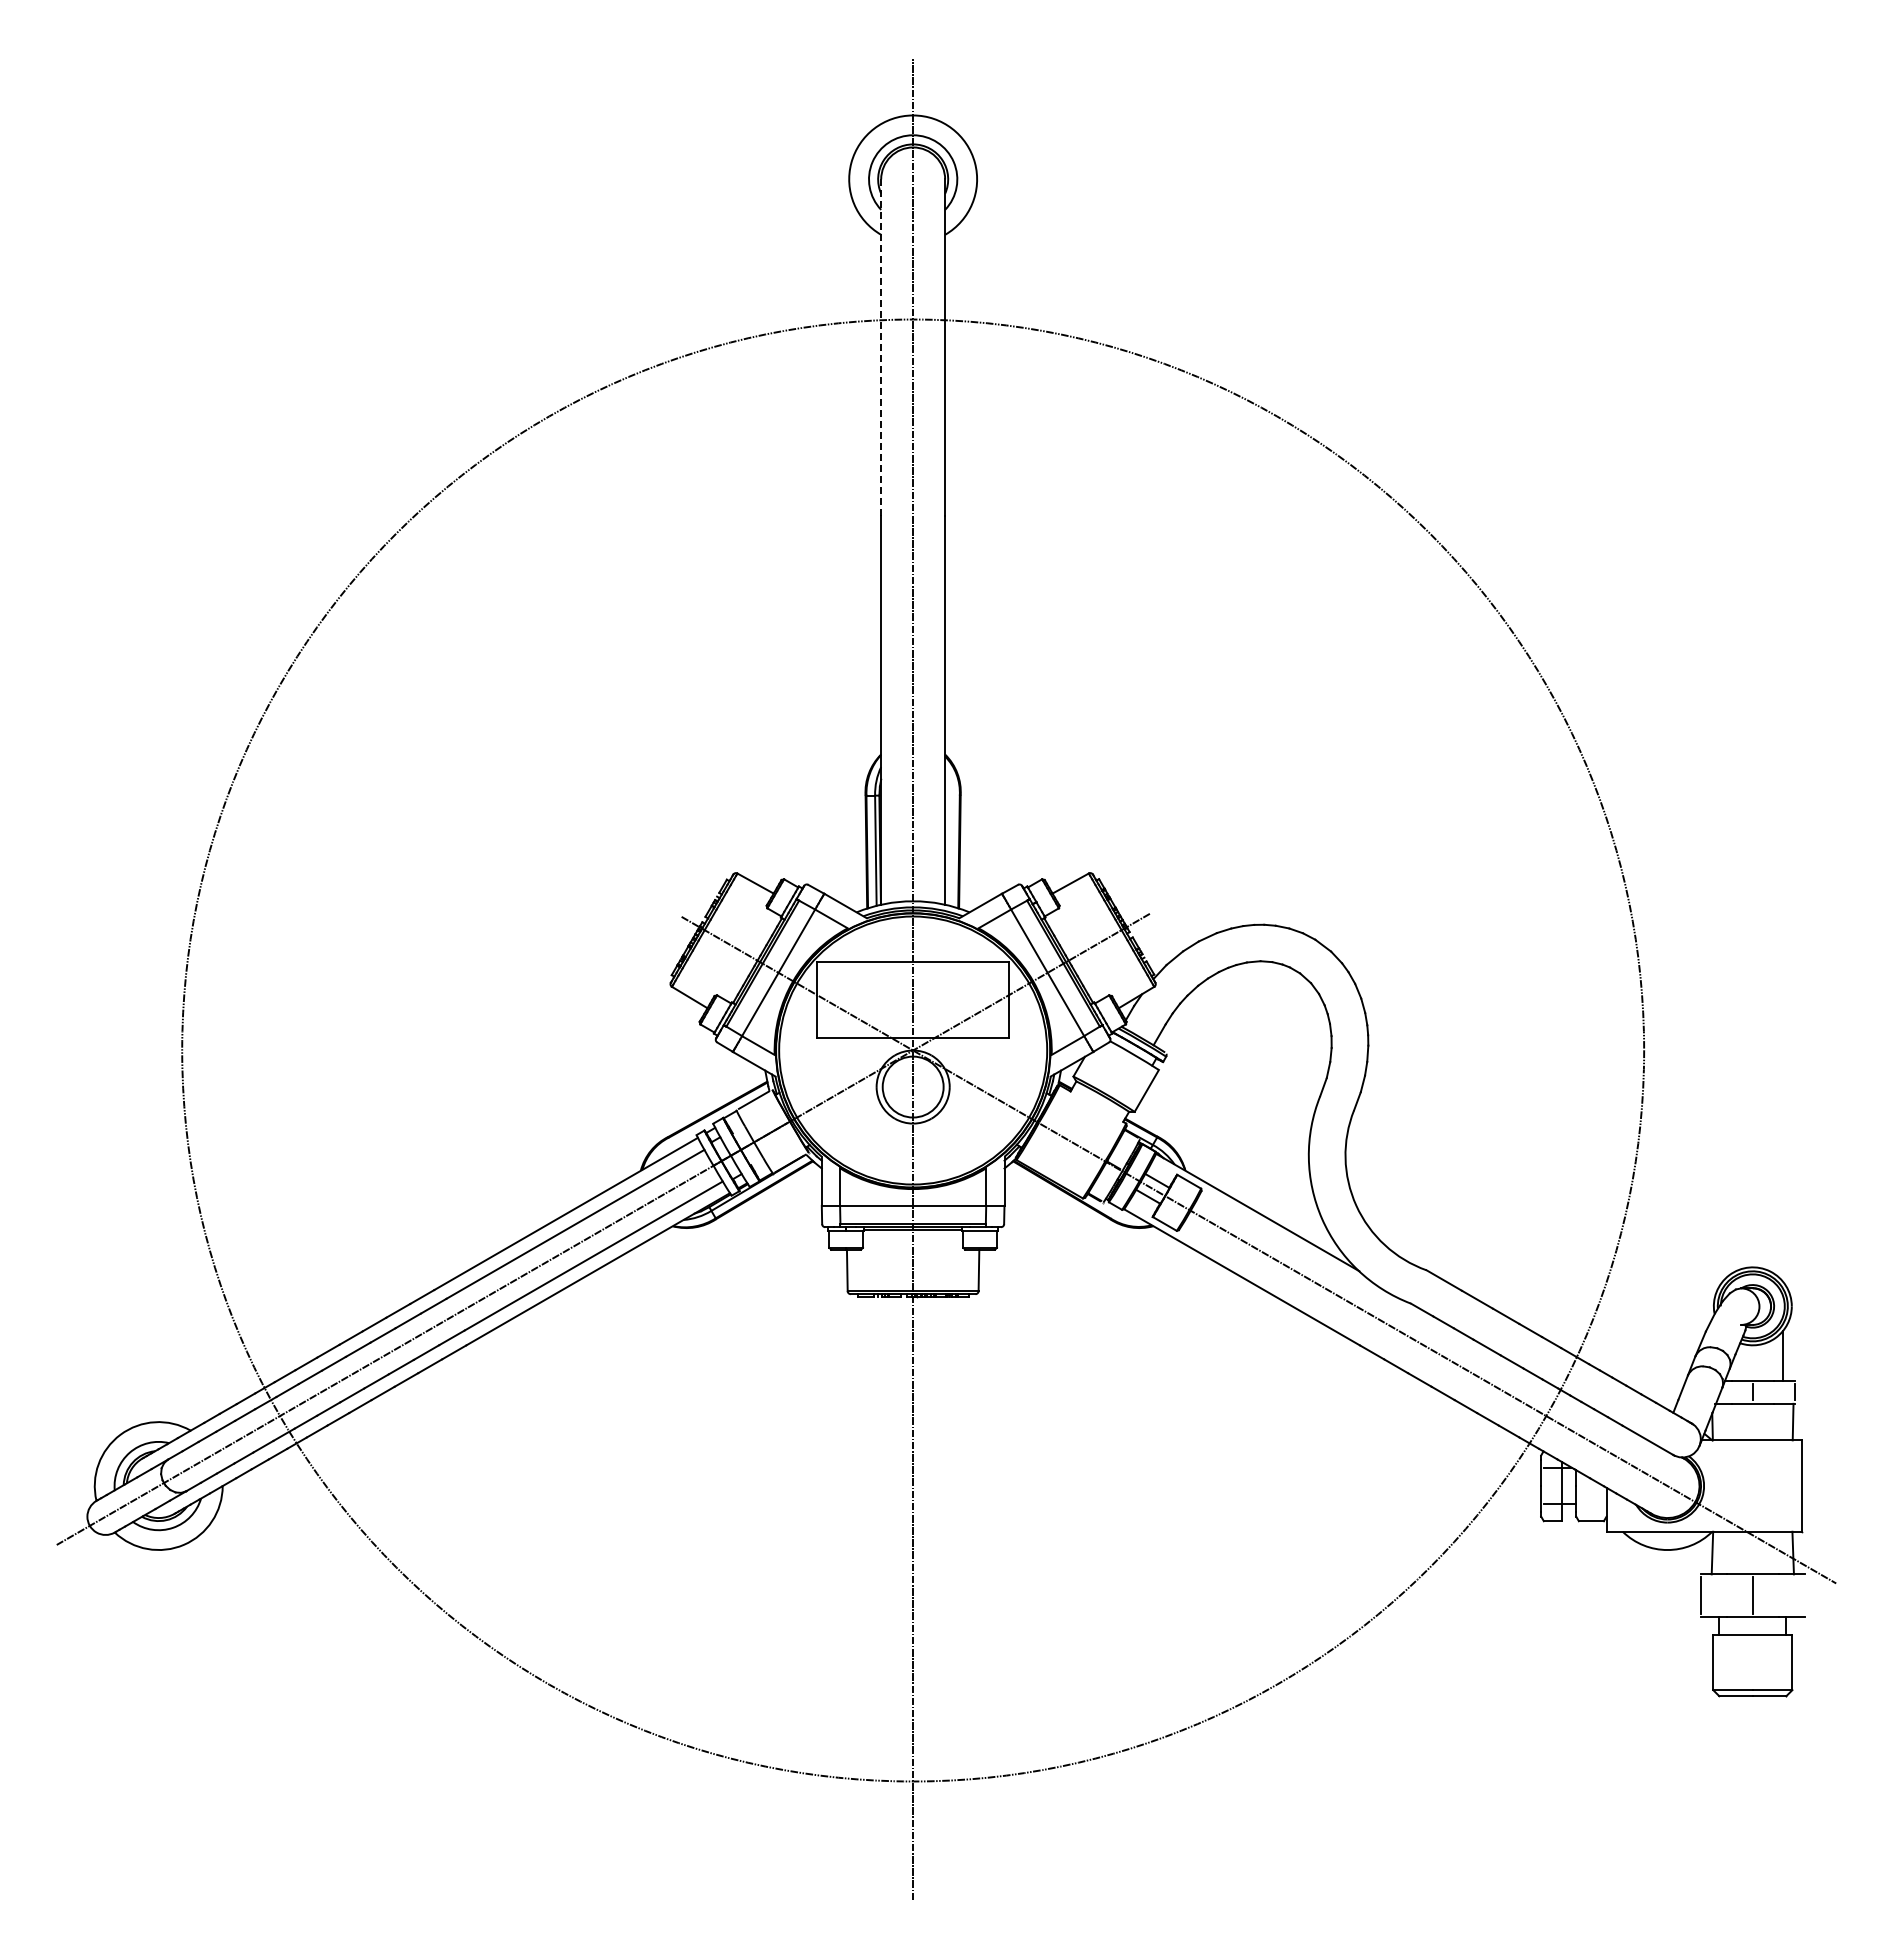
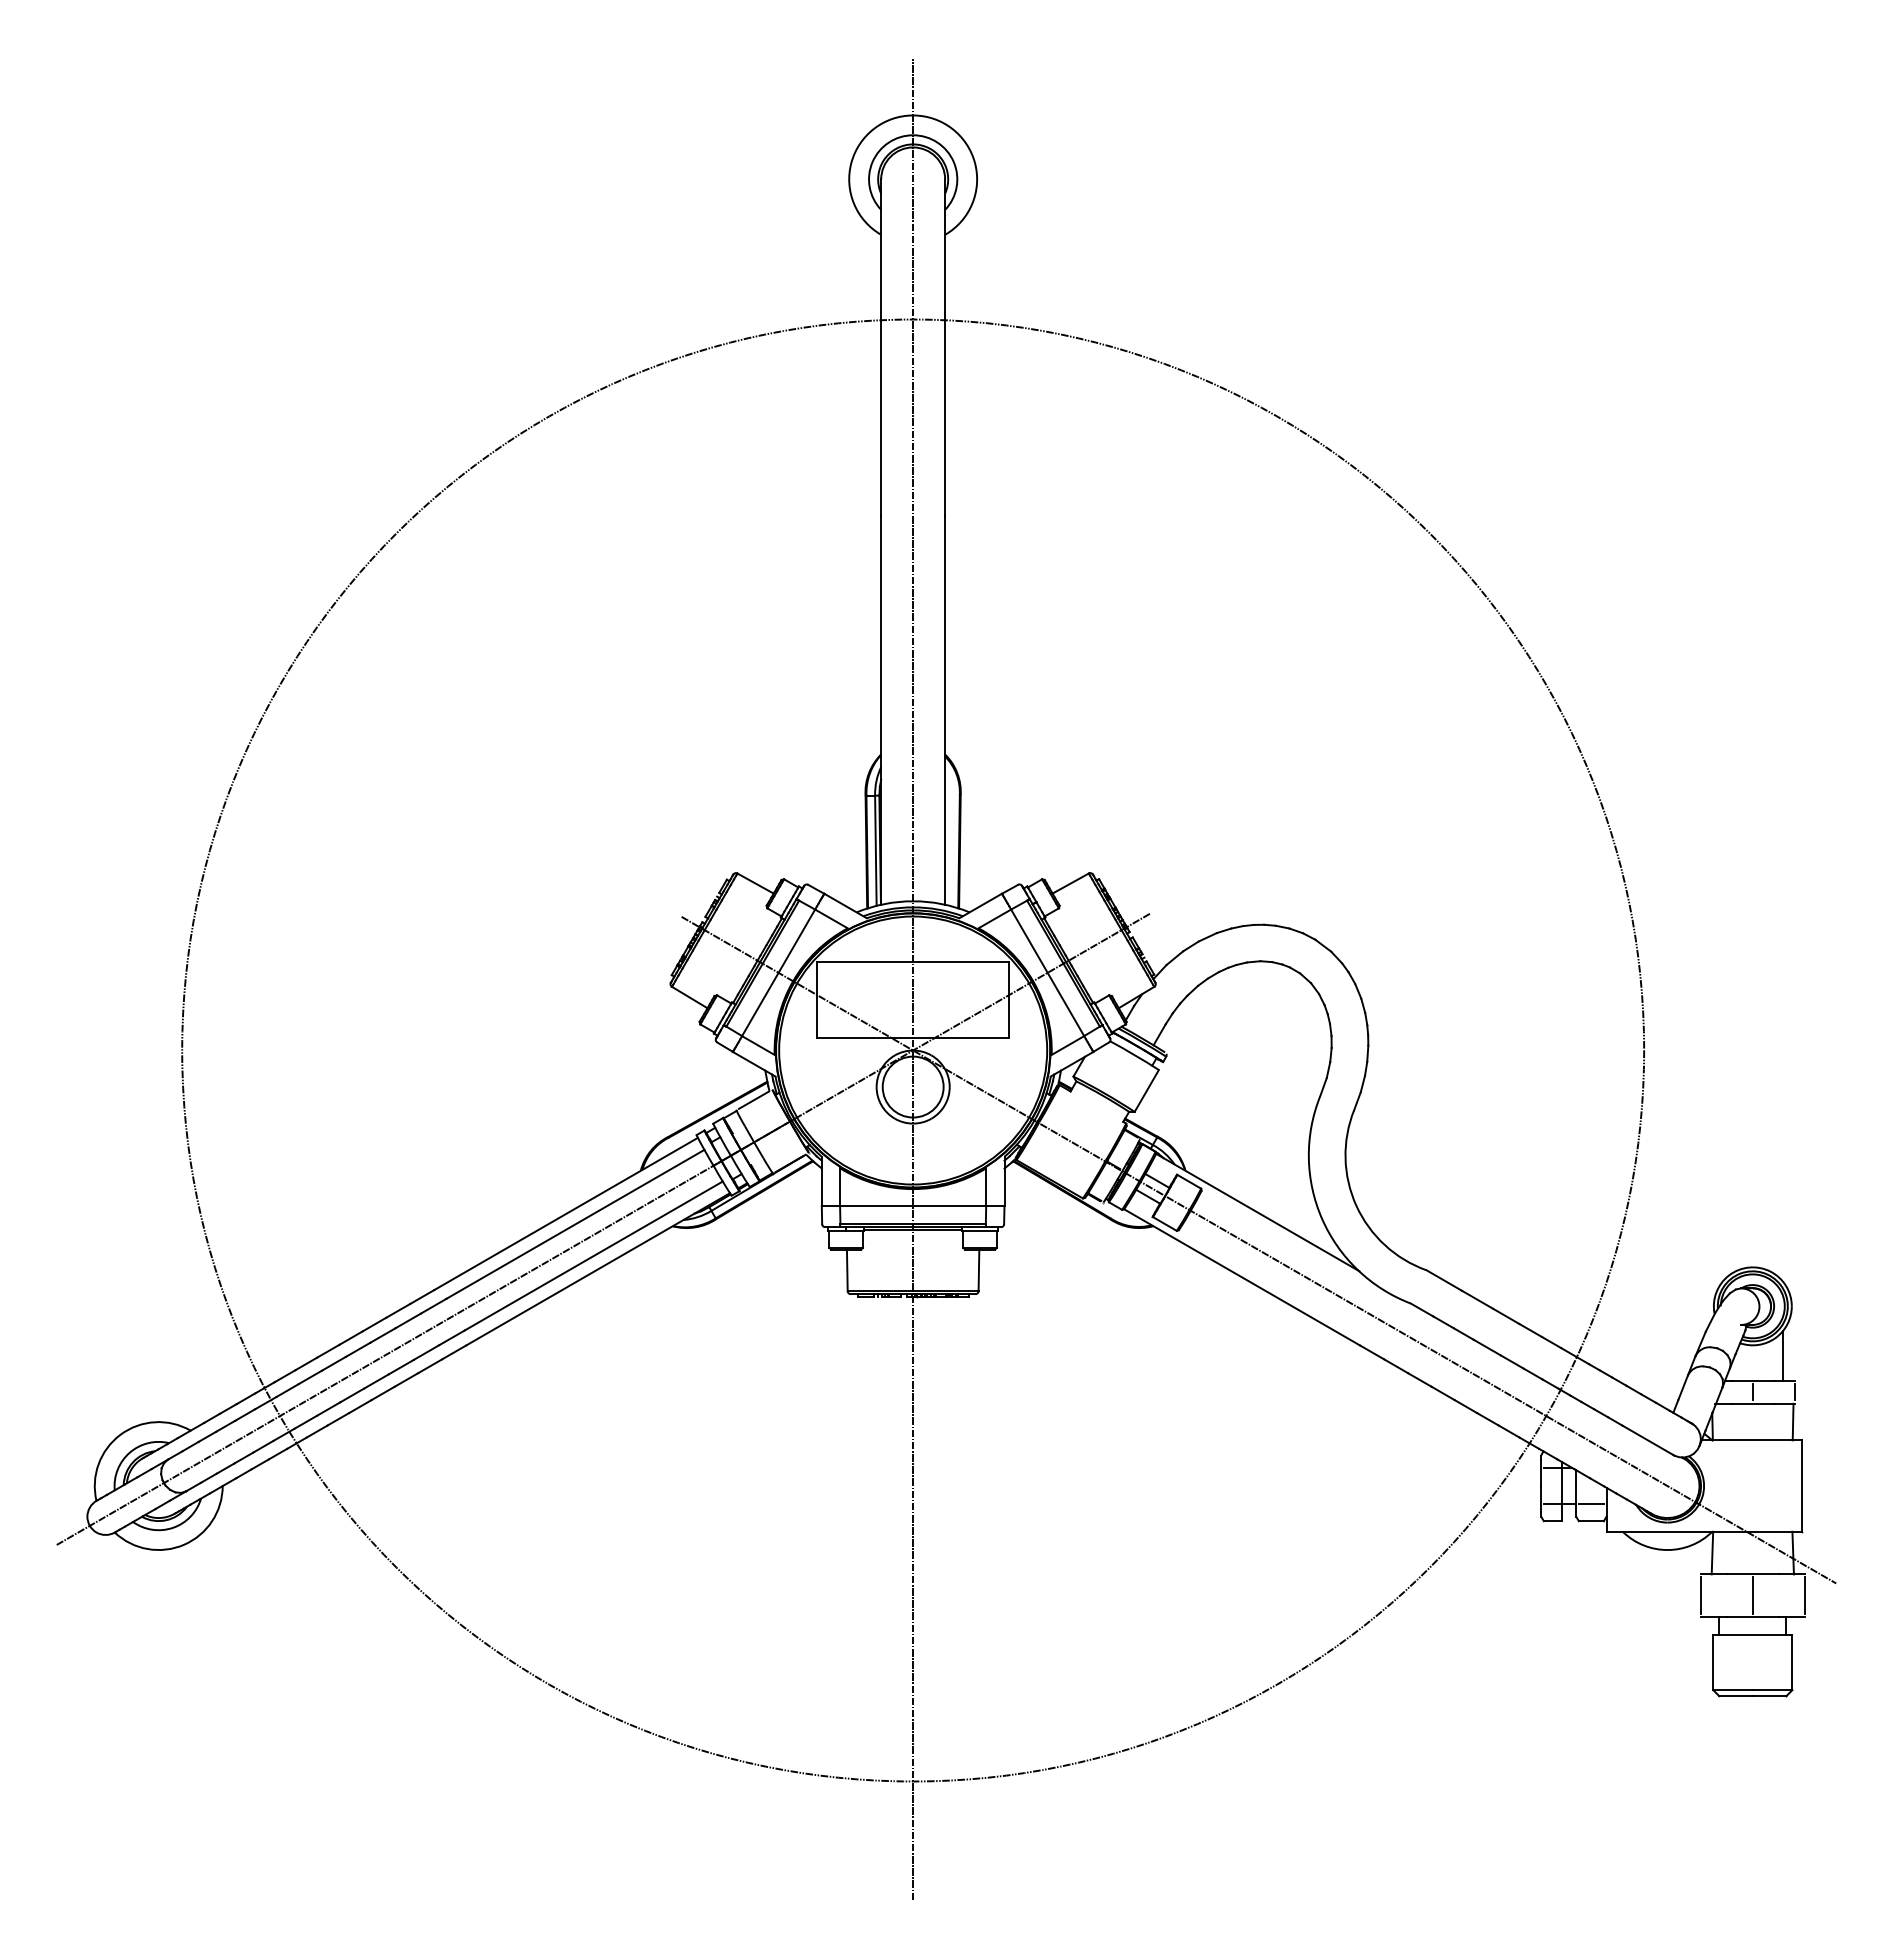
line: dashed -> solid (881, 348)
line: none -> present (1590, 1503)
line: none -> present (1804, 1595)
